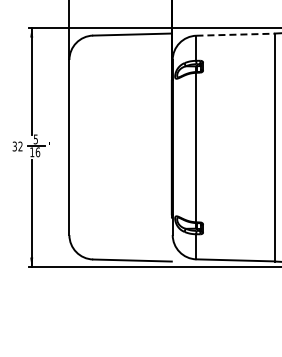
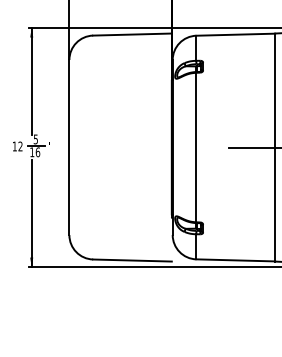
line: dashed -> solid (236, 34)
text: 32 -> 12 (14, 146)
line: none -> present (253, 147)
